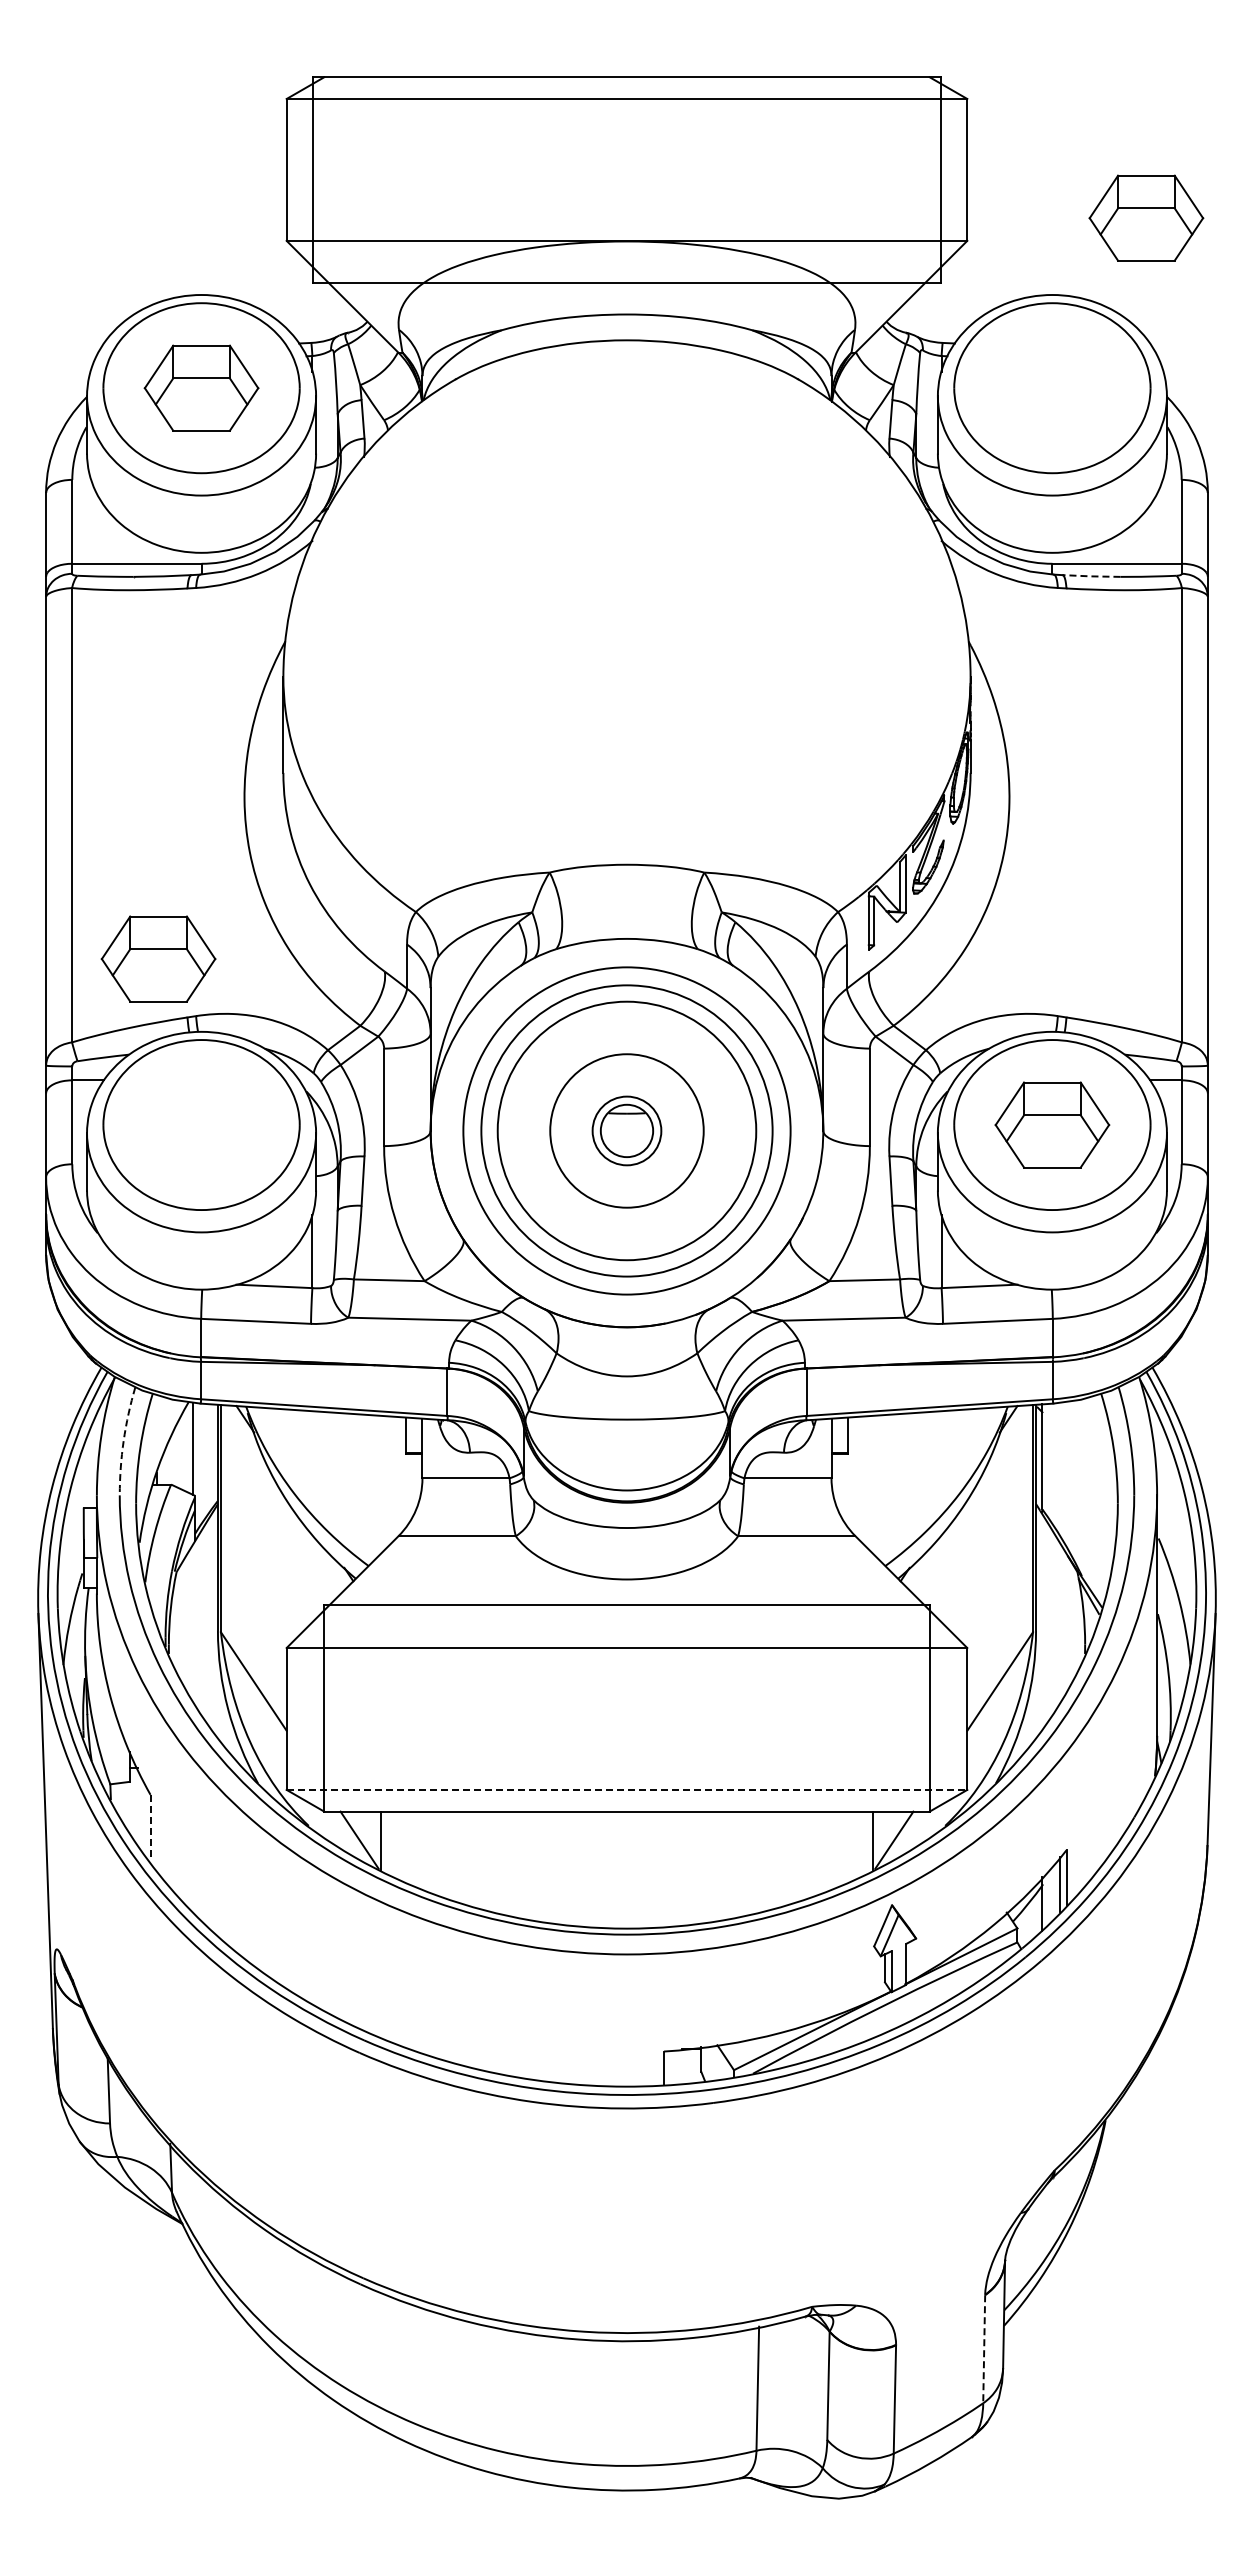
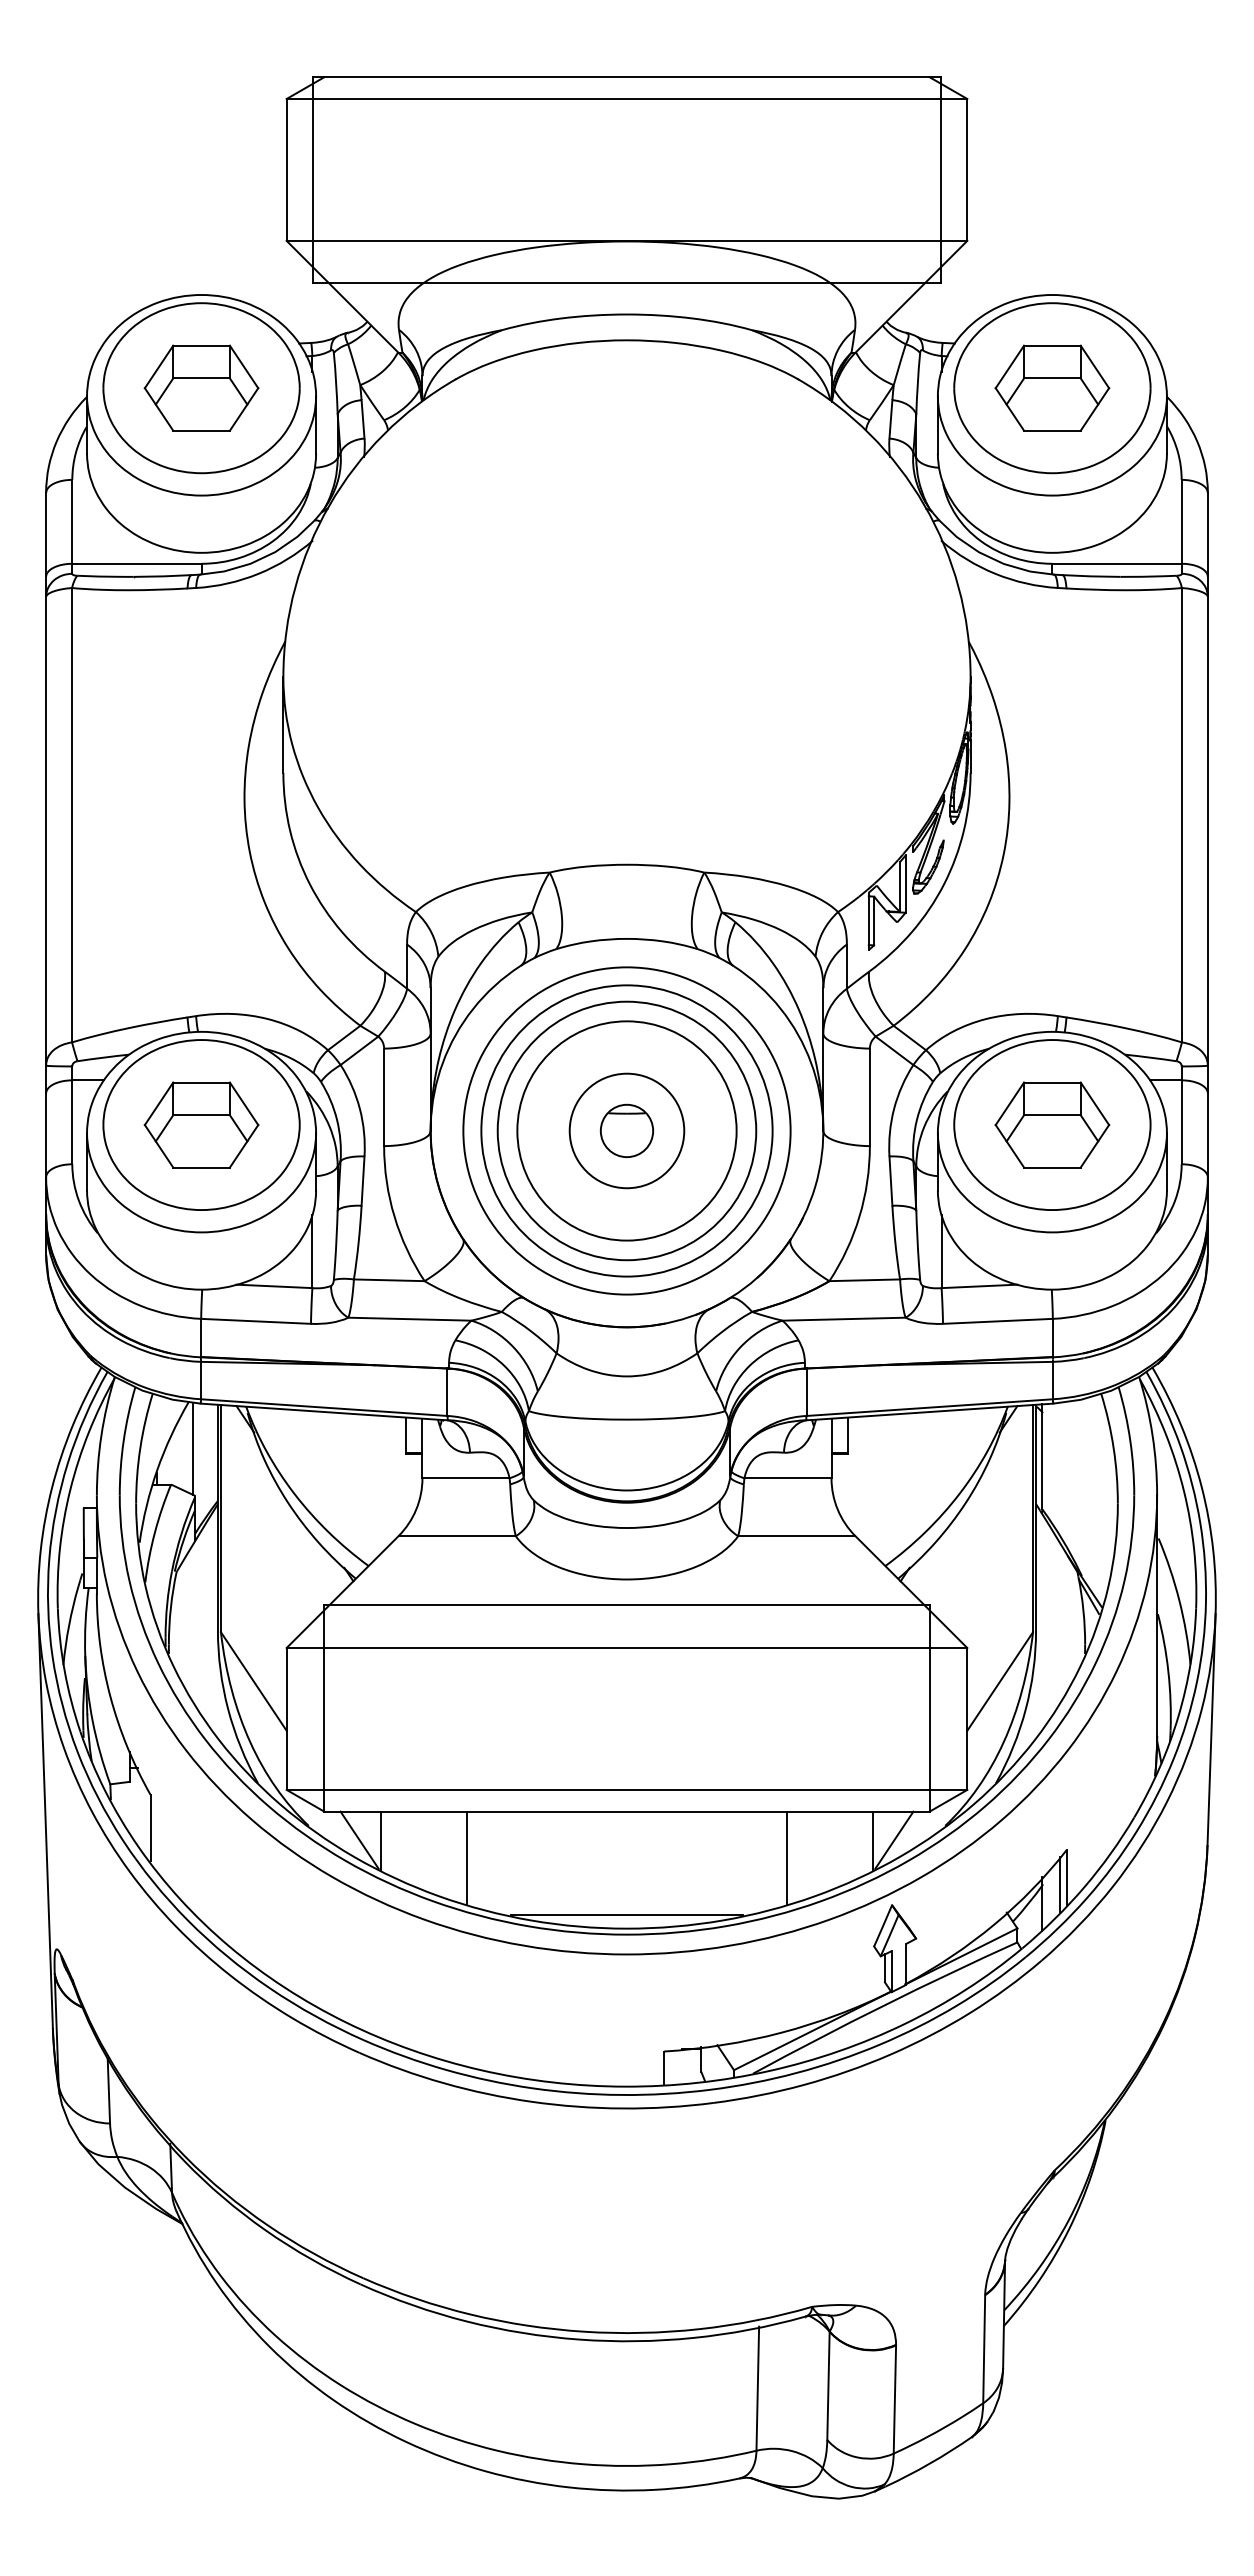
part position: (1146, 217) -> (1052, 387) (1052, 387)
line: dashed -> solid (1091, 576)
part position: (158, 958) -> (201, 1124) (201, 1124)
circle diameter: 153 px -> 219 px (626, 1130)
circle diameter: 69 px -> 115 px (626, 1130)
arc: dashed -> solid (123, 1440)
line: dashed -> solid (627, 1789)
line: dashed -> solid (150, 1828)
line: none -> present (466, 1857)
line: none -> present (787, 1857)
line: none -> present (626, 1915)
line: dashed -> solid (984, 2349)
